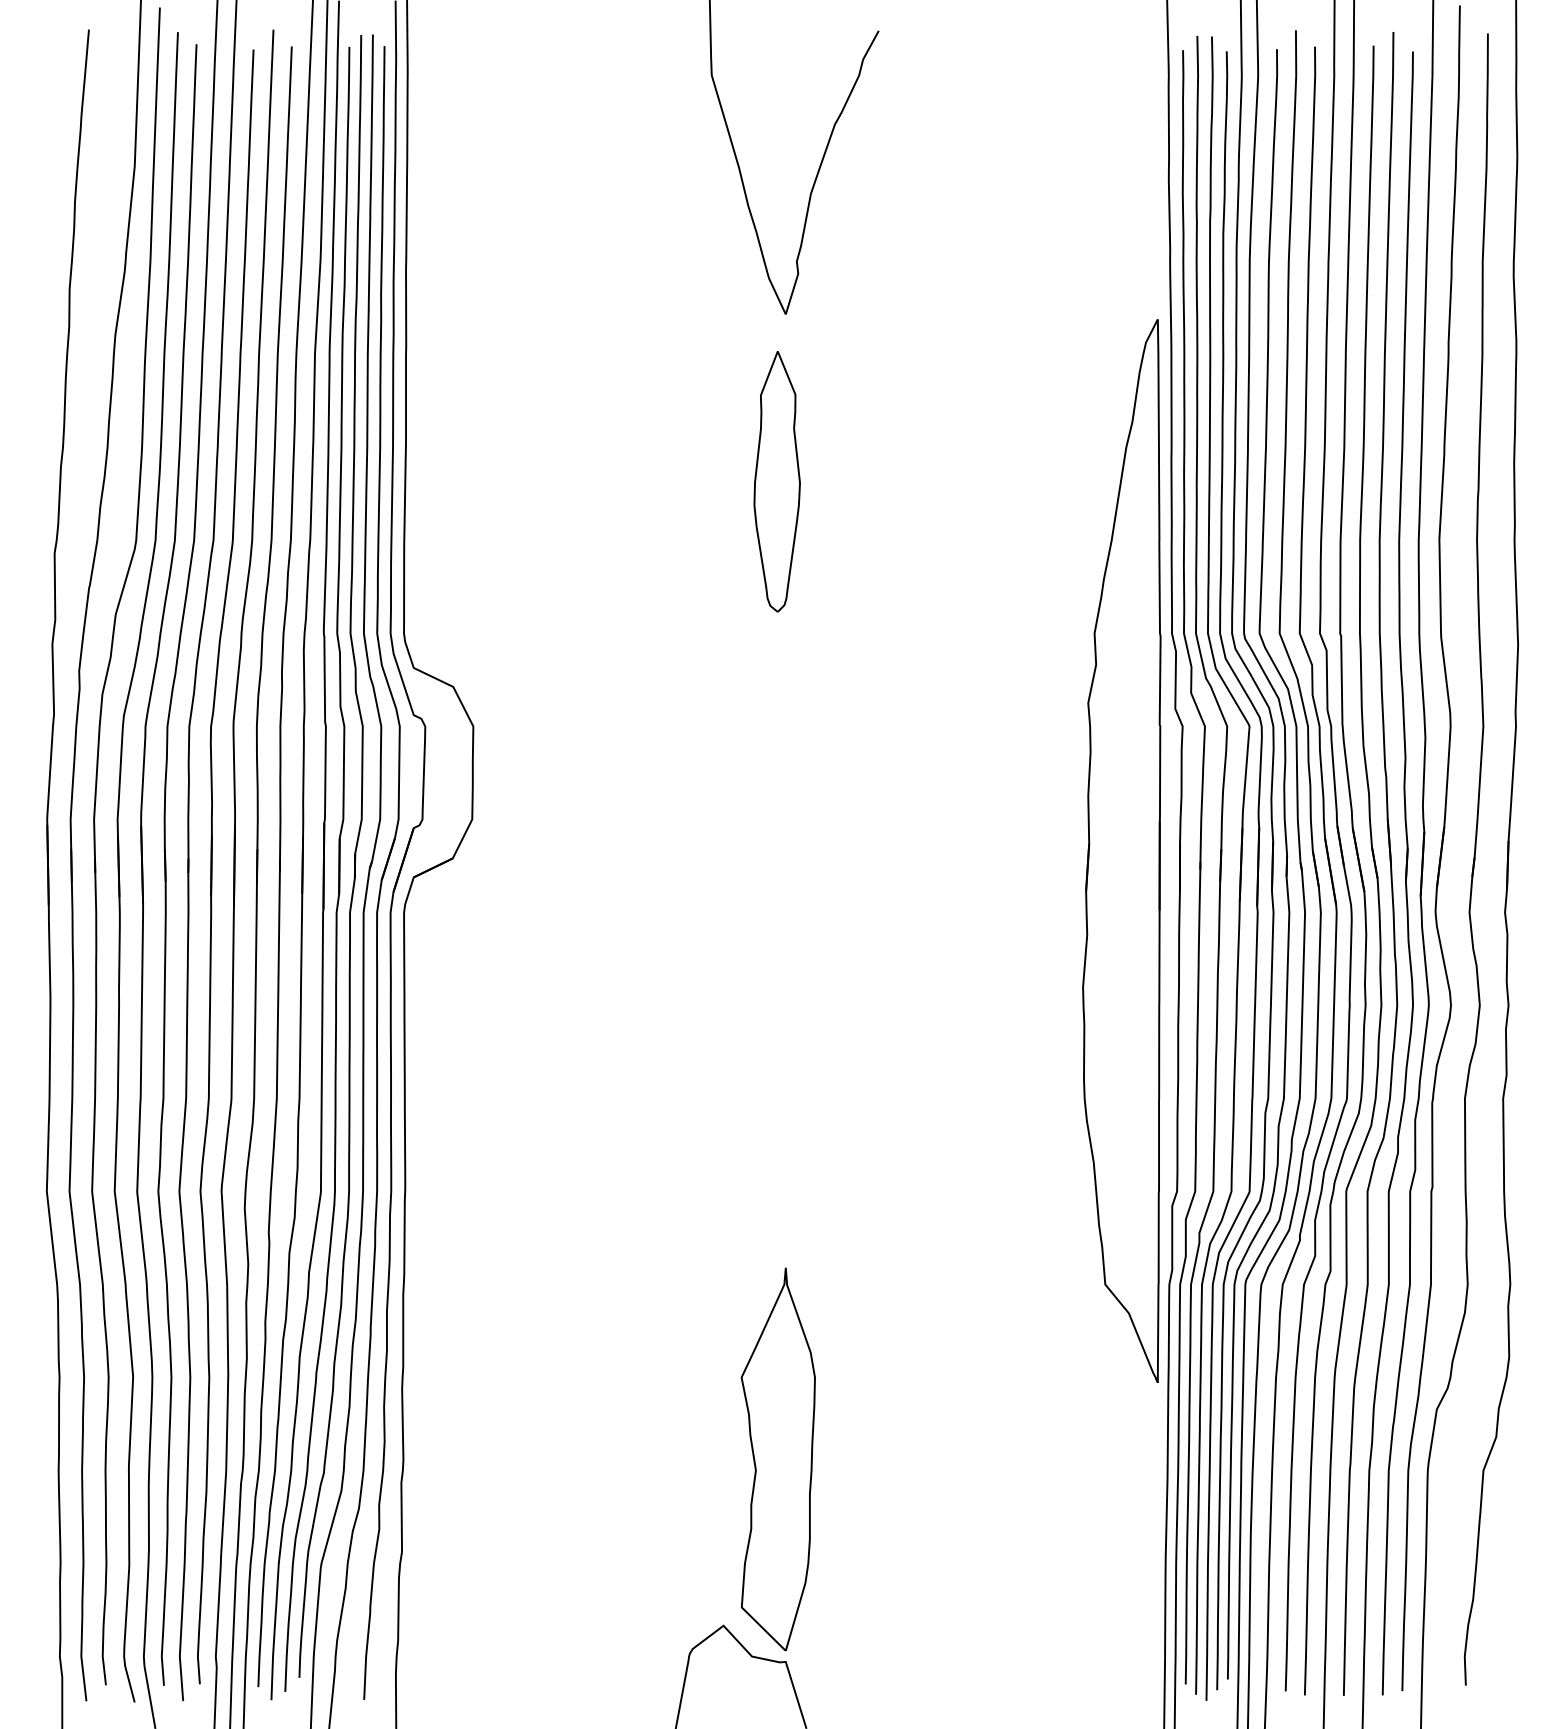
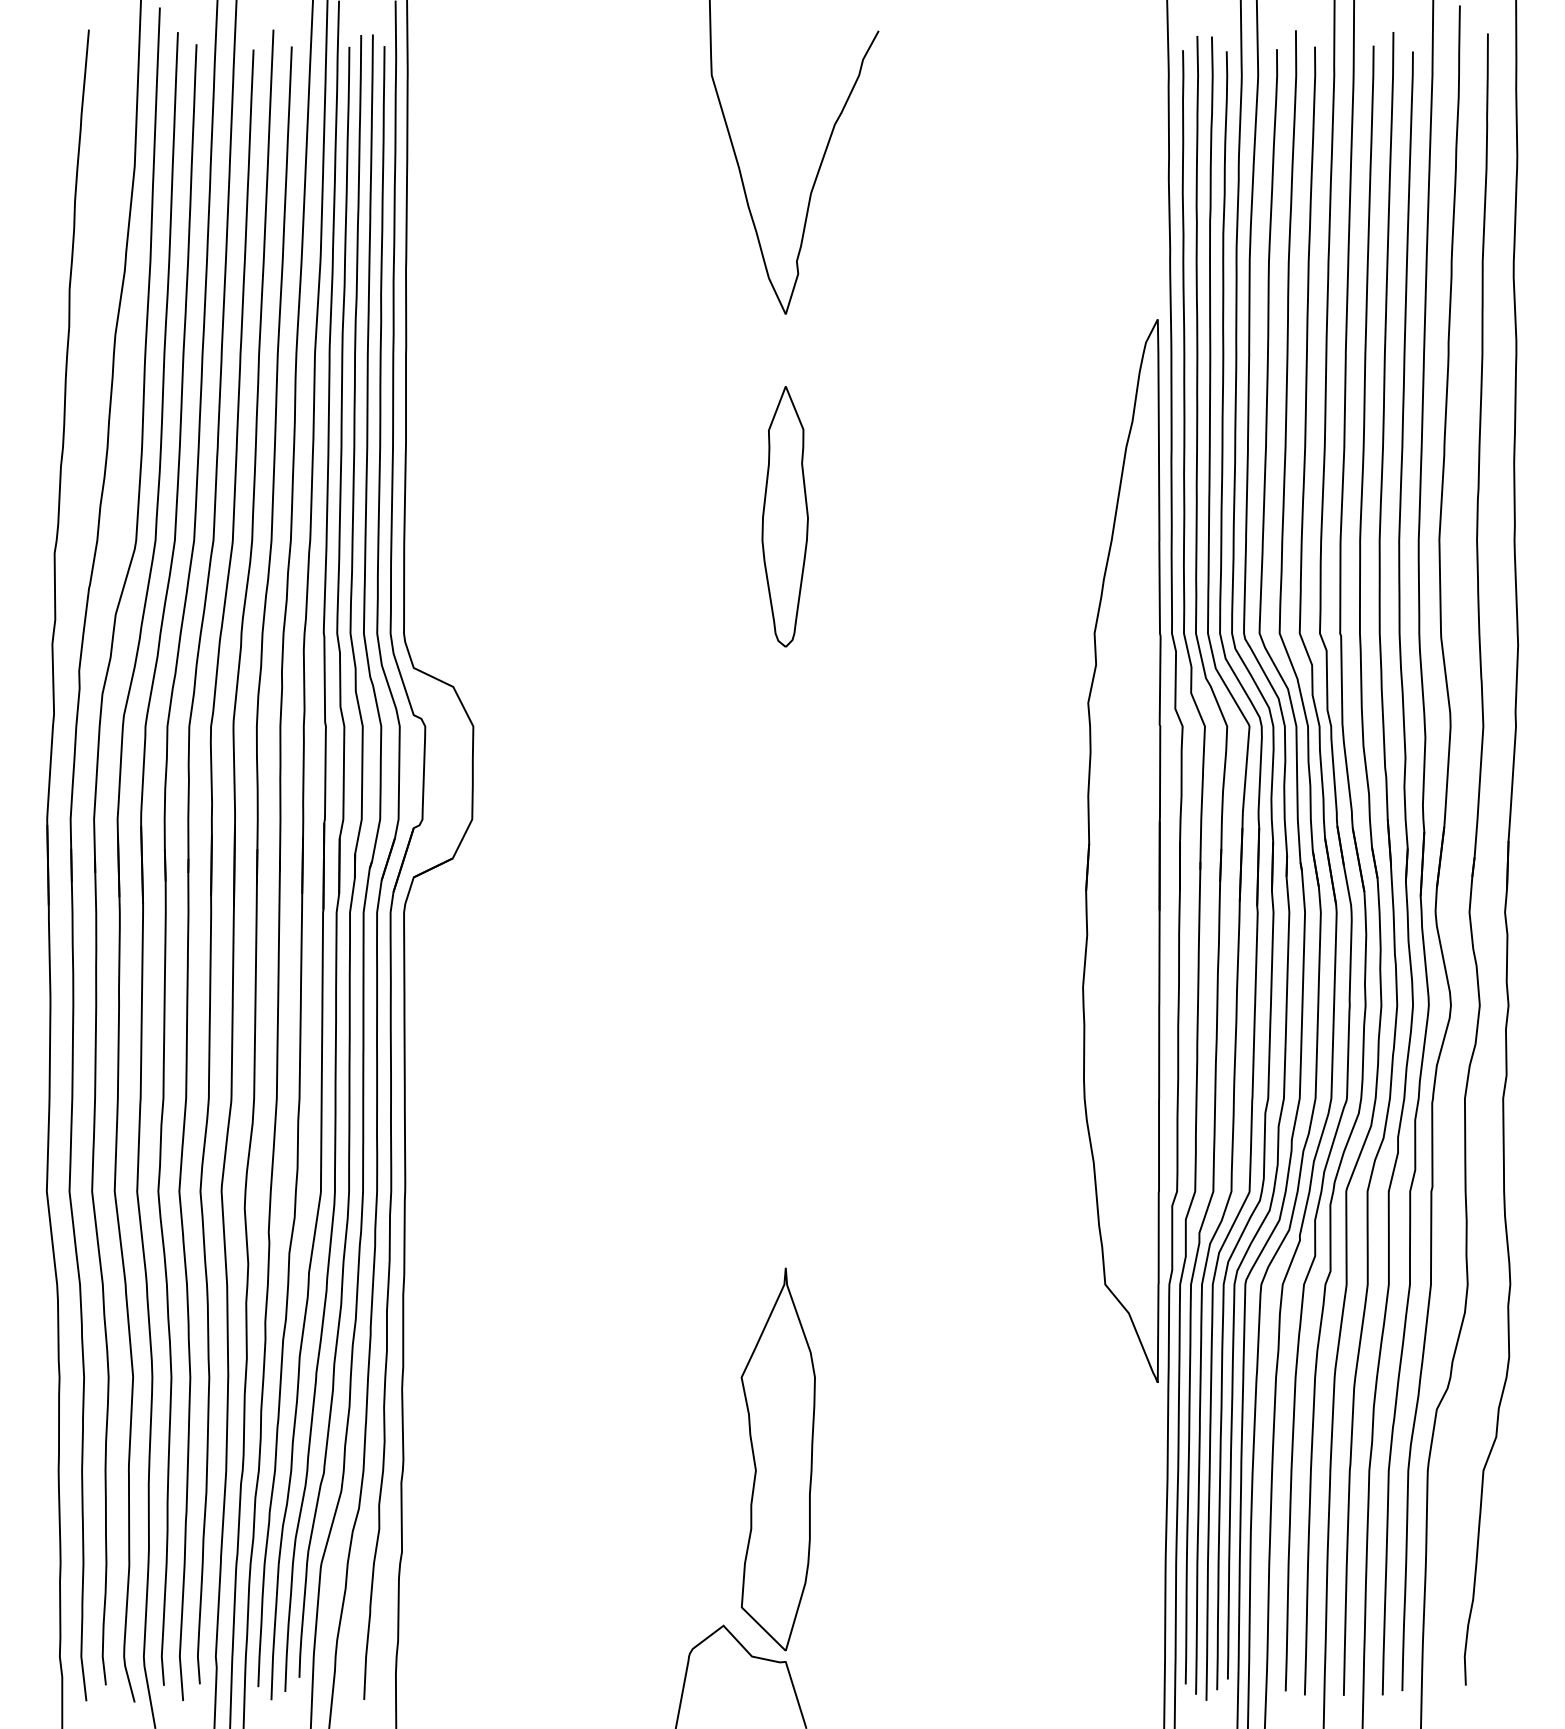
part position: (776, 481) -> (784, 516) (784, 516)
